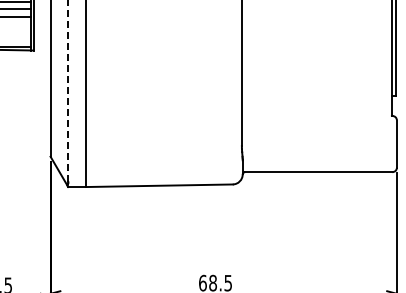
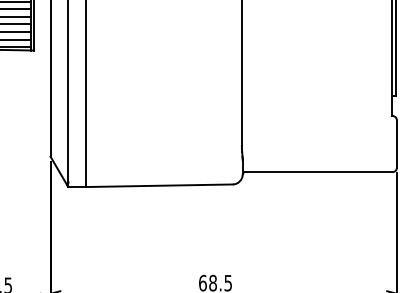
line: none -> present (16, 24)
line: none -> present (16, 32)
line: none -> present (16, 39)
line: dashed -> solid (68, 91)
